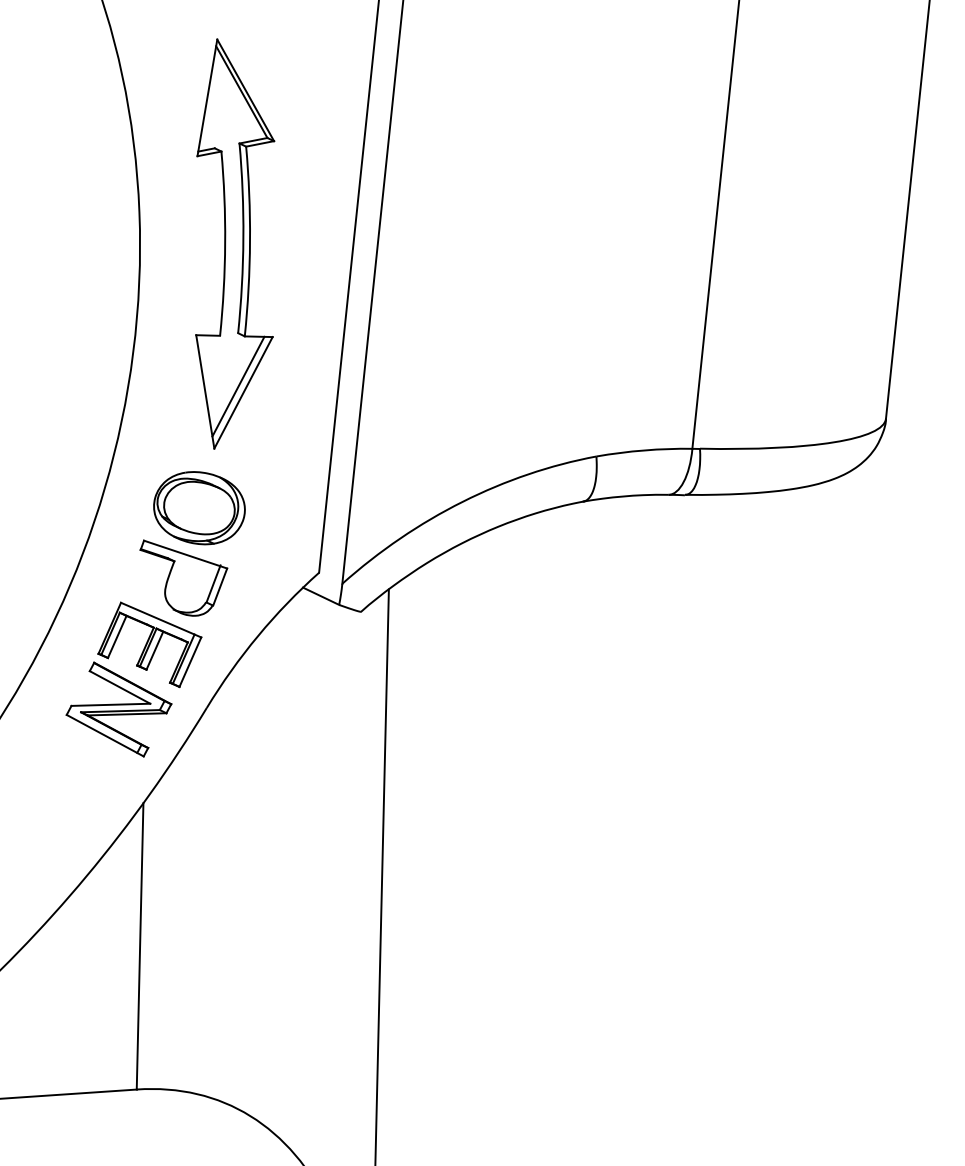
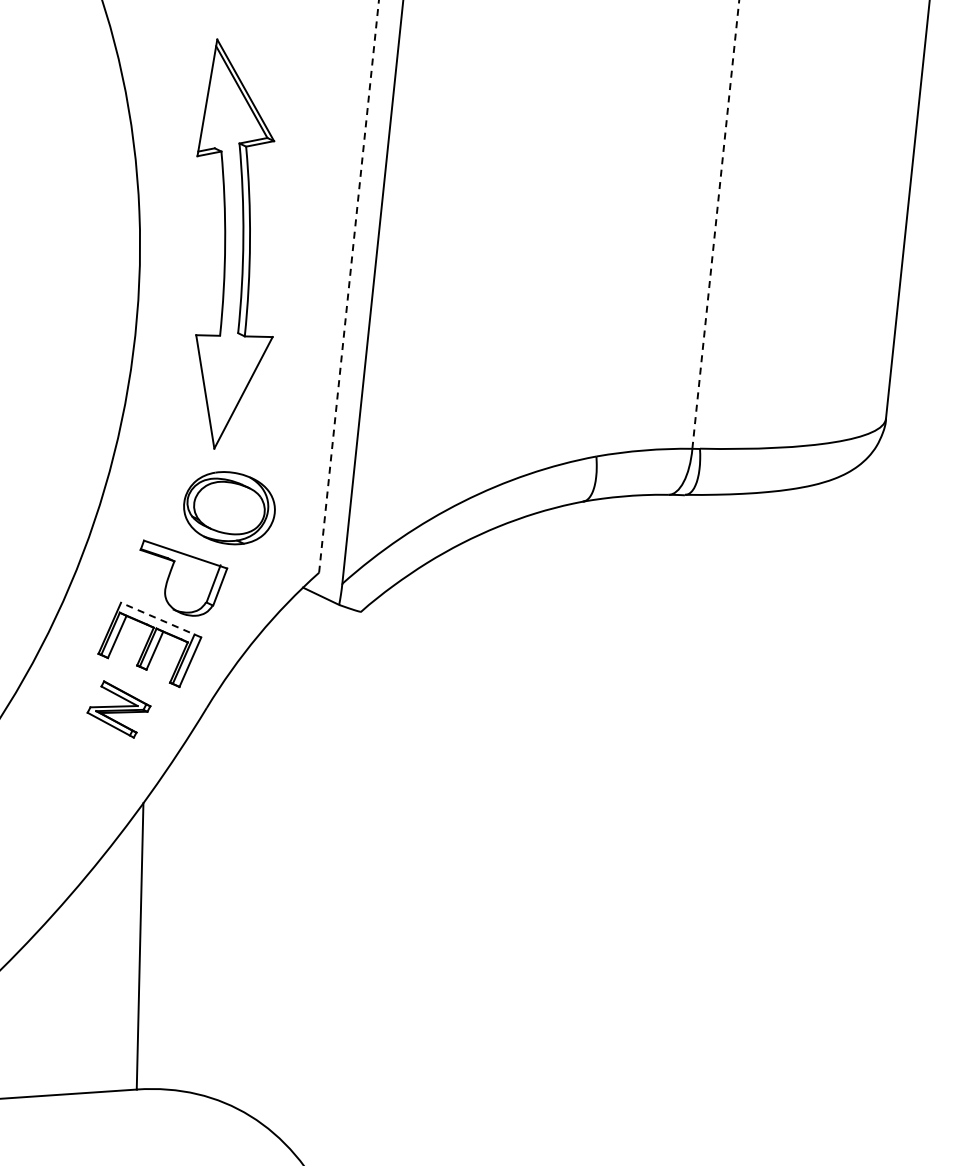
line: solid -> dashed (715, 224)
line: solid -> dashed (349, 286)
line: present -> none (238, 386)
part position: (199, 508) -> (229, 508) (229, 508)
line: solid -> dashed (161, 620)
part size: 108x97 px -> 66x59 px (118, 709)
line: present -> none (381, 875)
